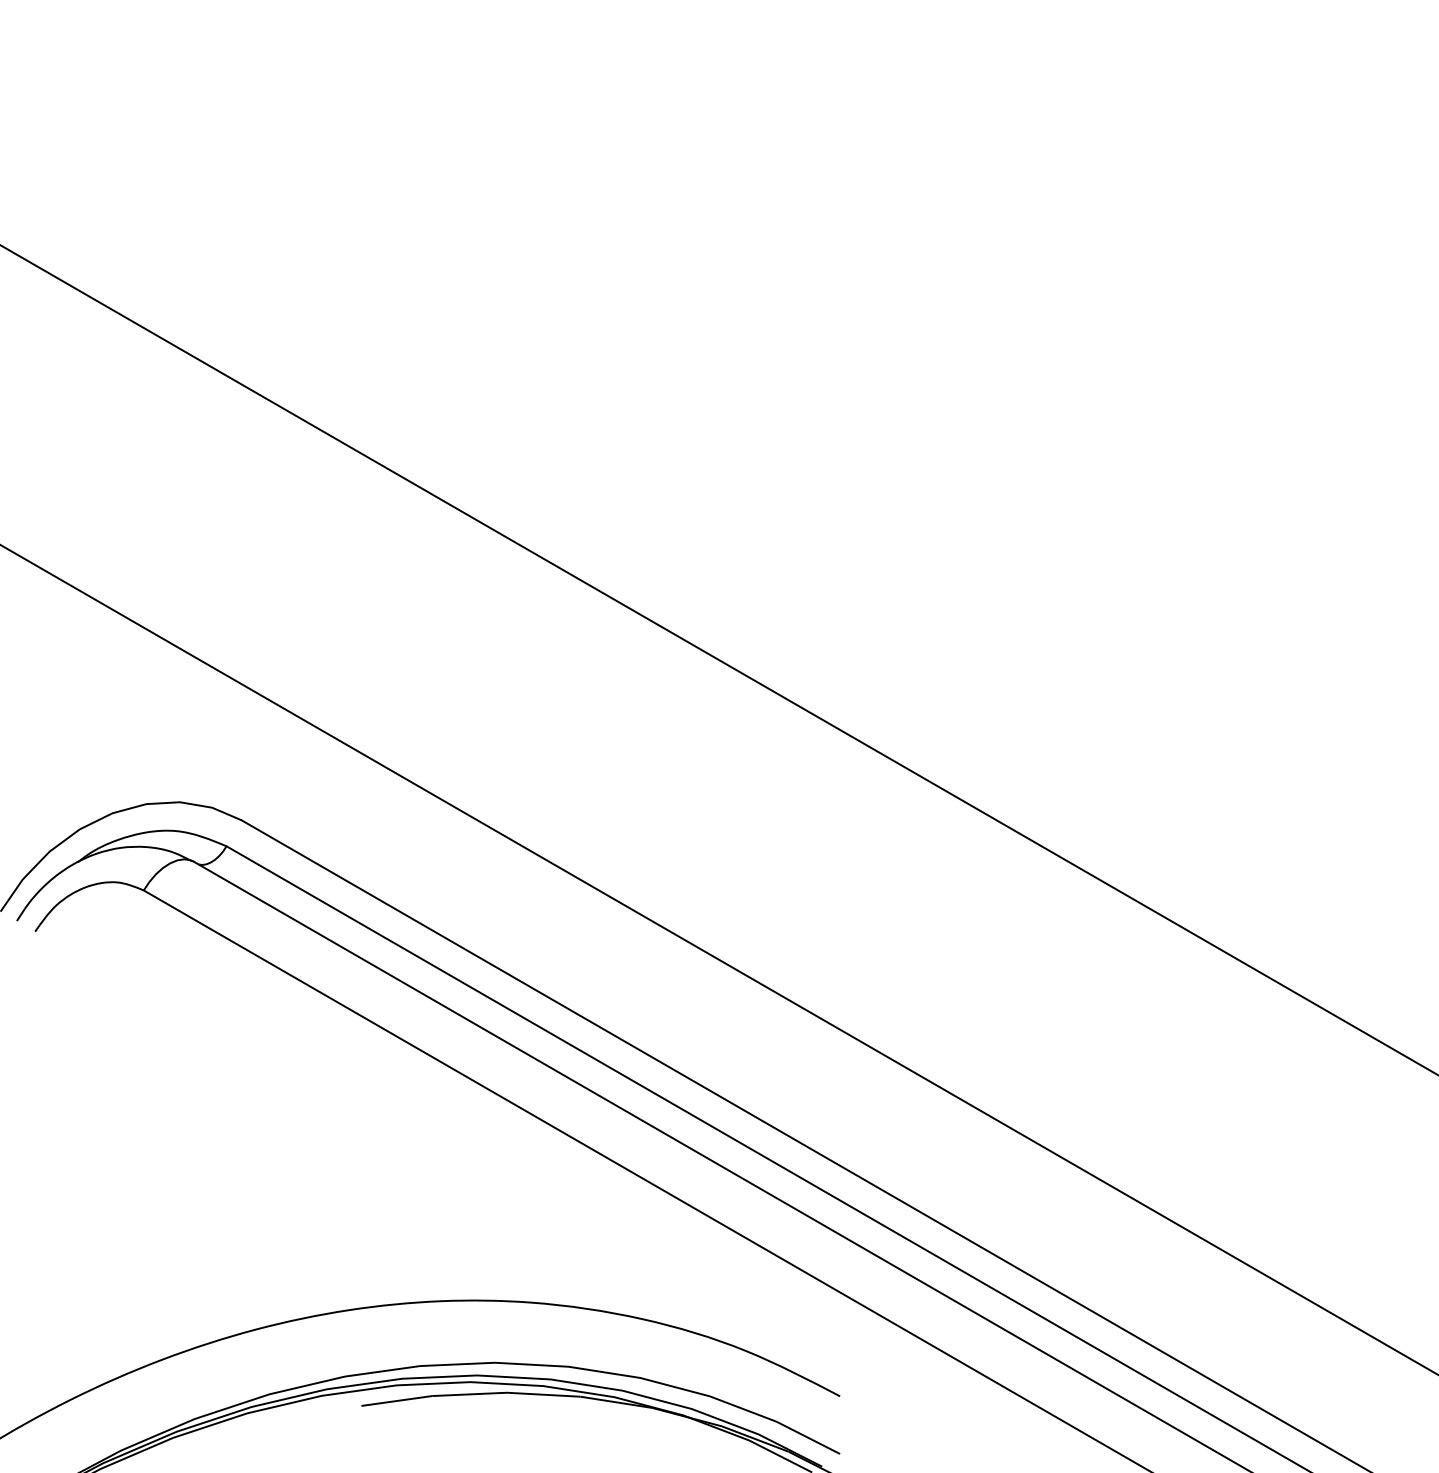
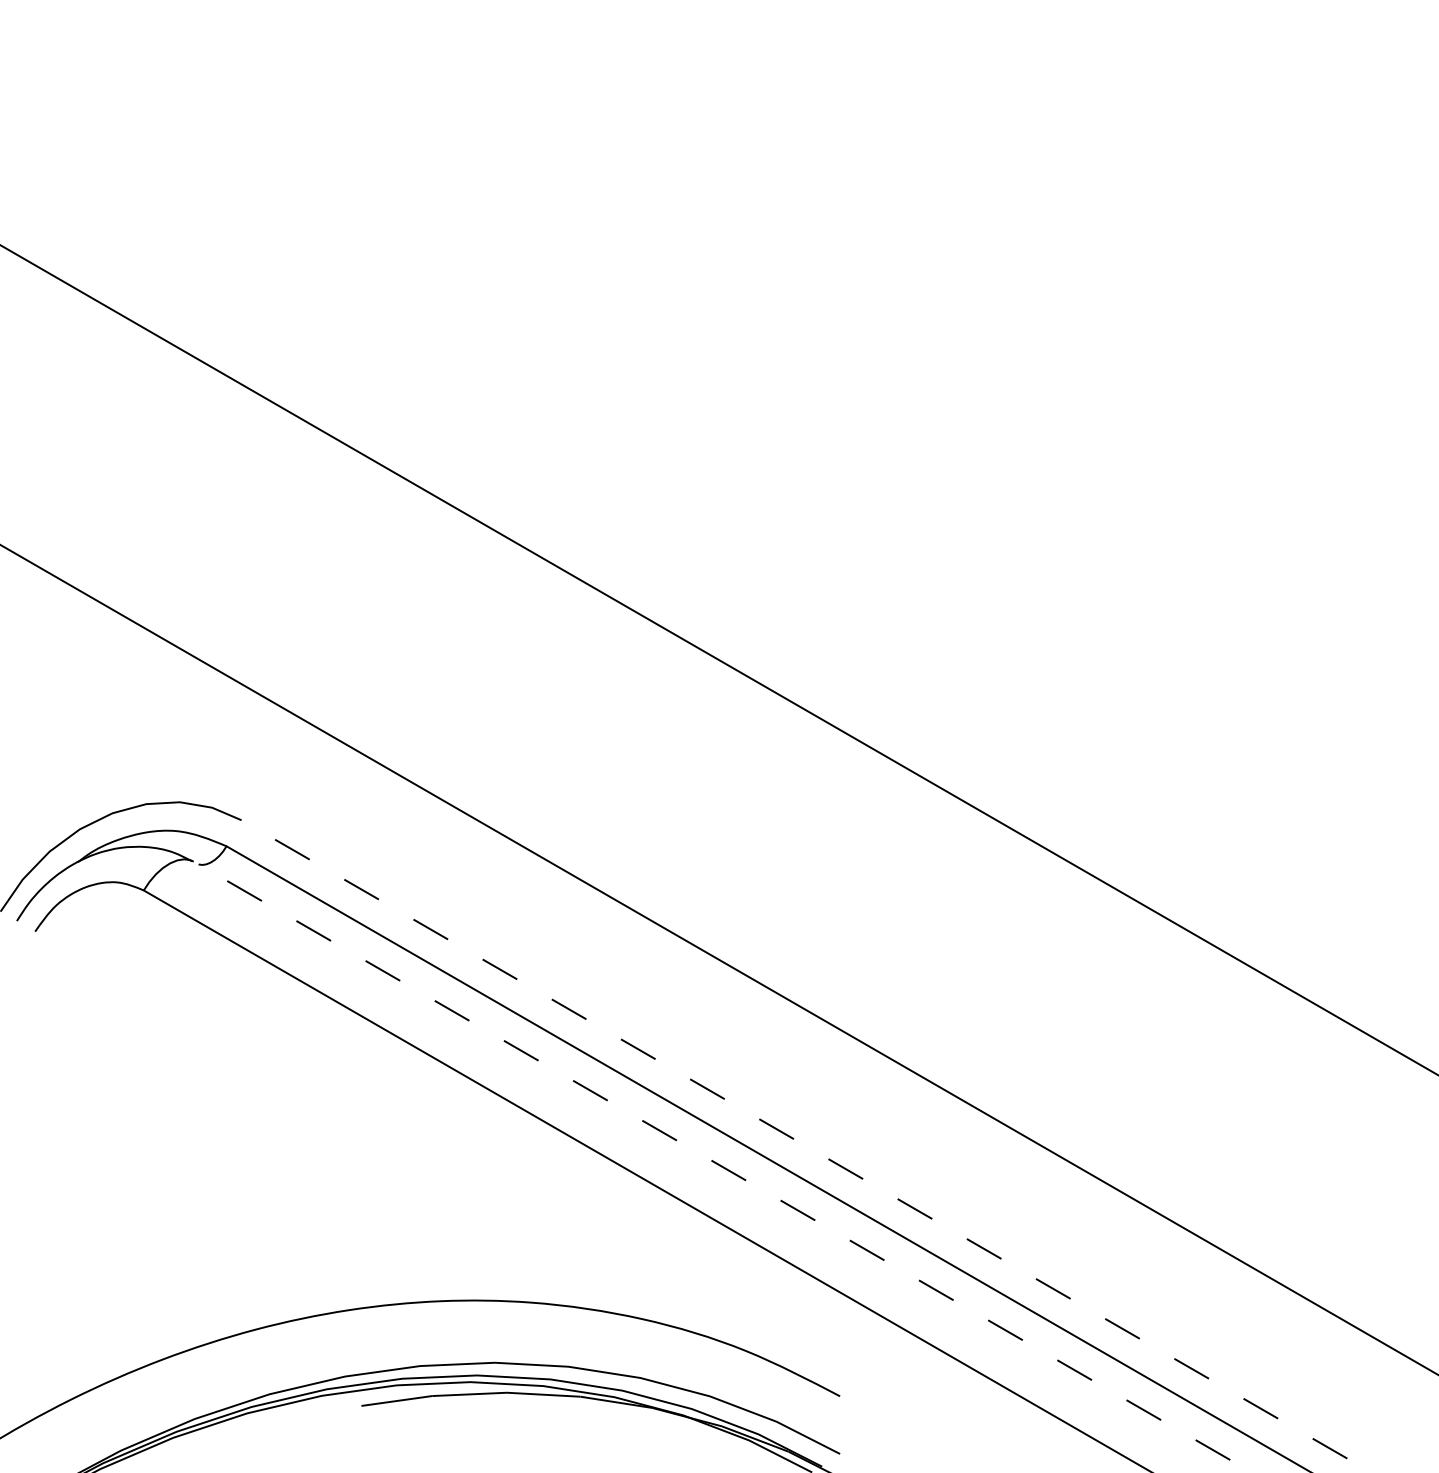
line: solid -> dashed (806, 1146)
line: solid -> dashed (722, 1167)
